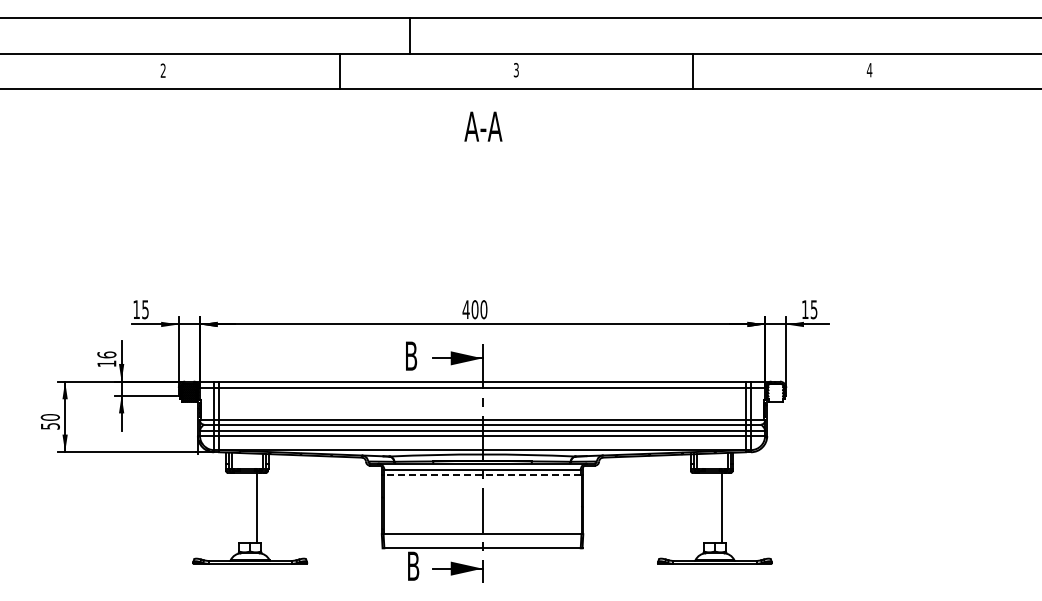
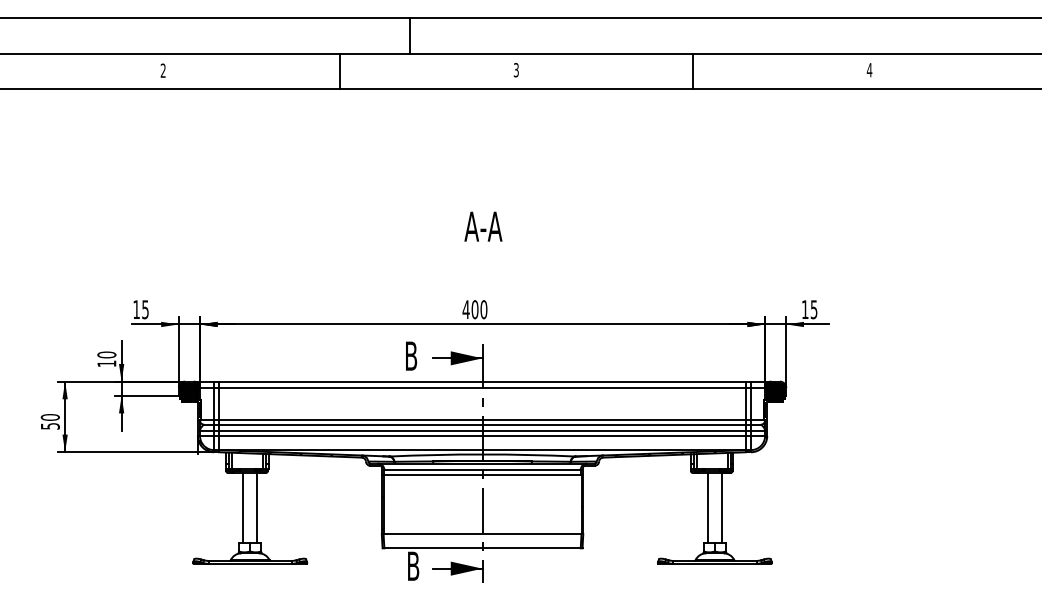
text position: (483, 126) -> (483, 226) (483, 226)
text: 16 -> 10 (106, 354)
hatch: none -> present (775, 392)
line: dashed -> solid (482, 474)
line: none -> present (243, 507)
line: none -> present (707, 507)
